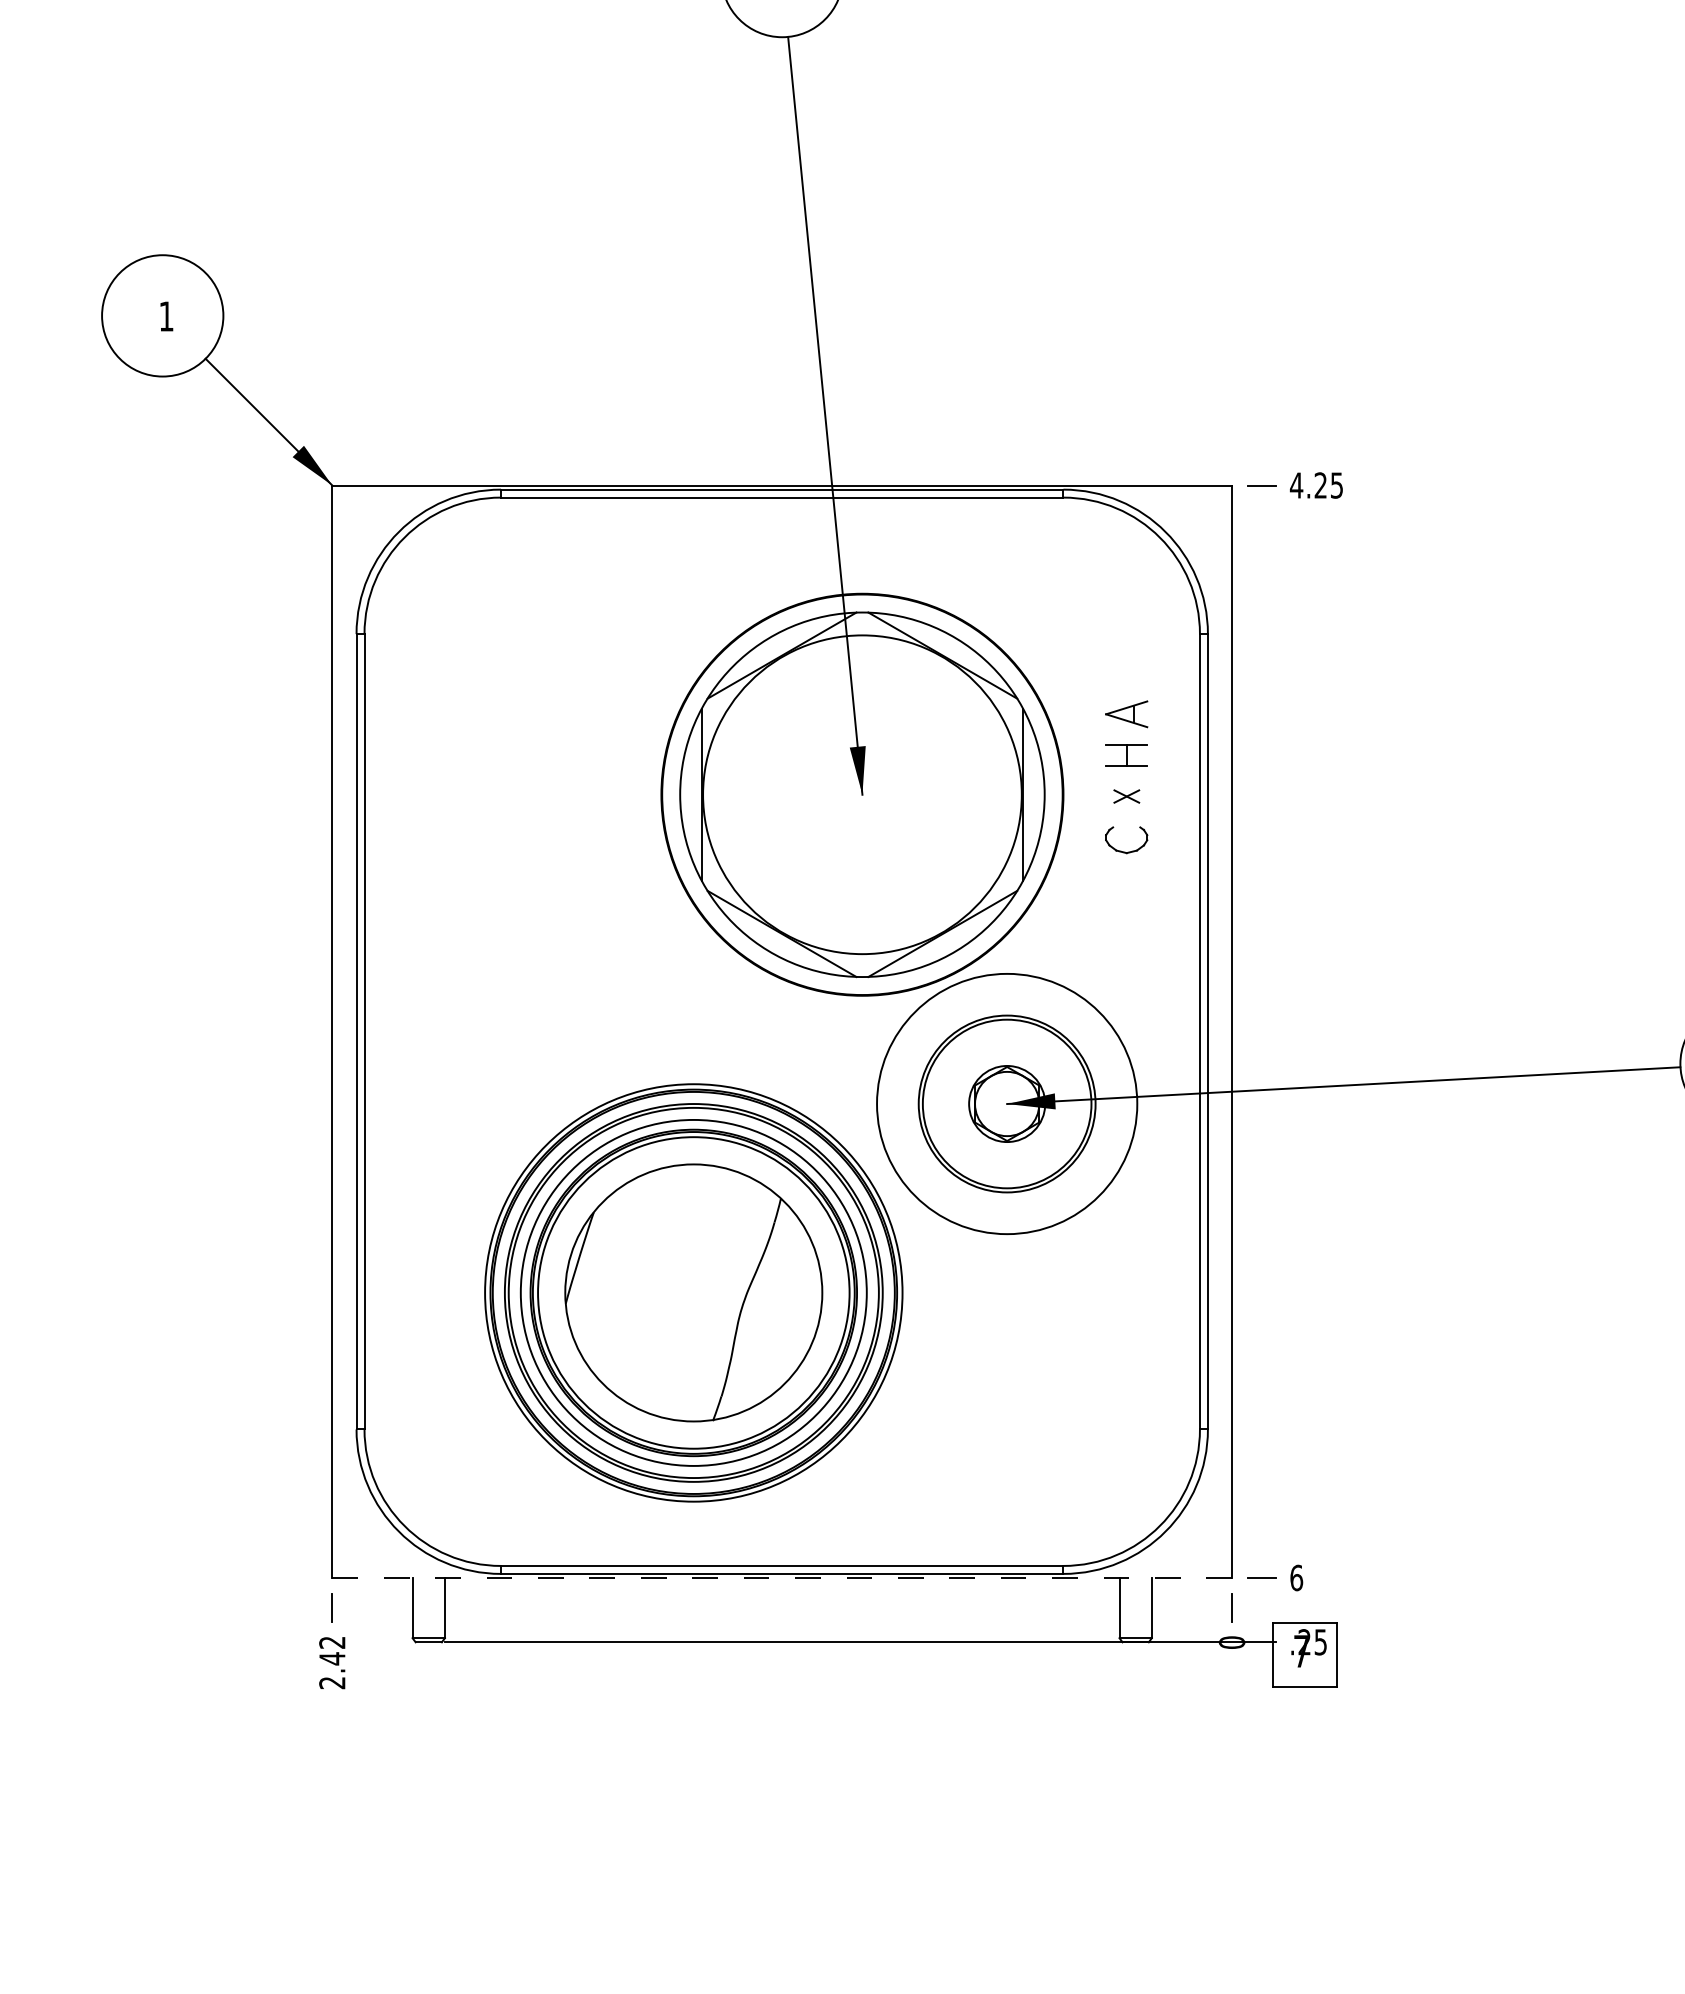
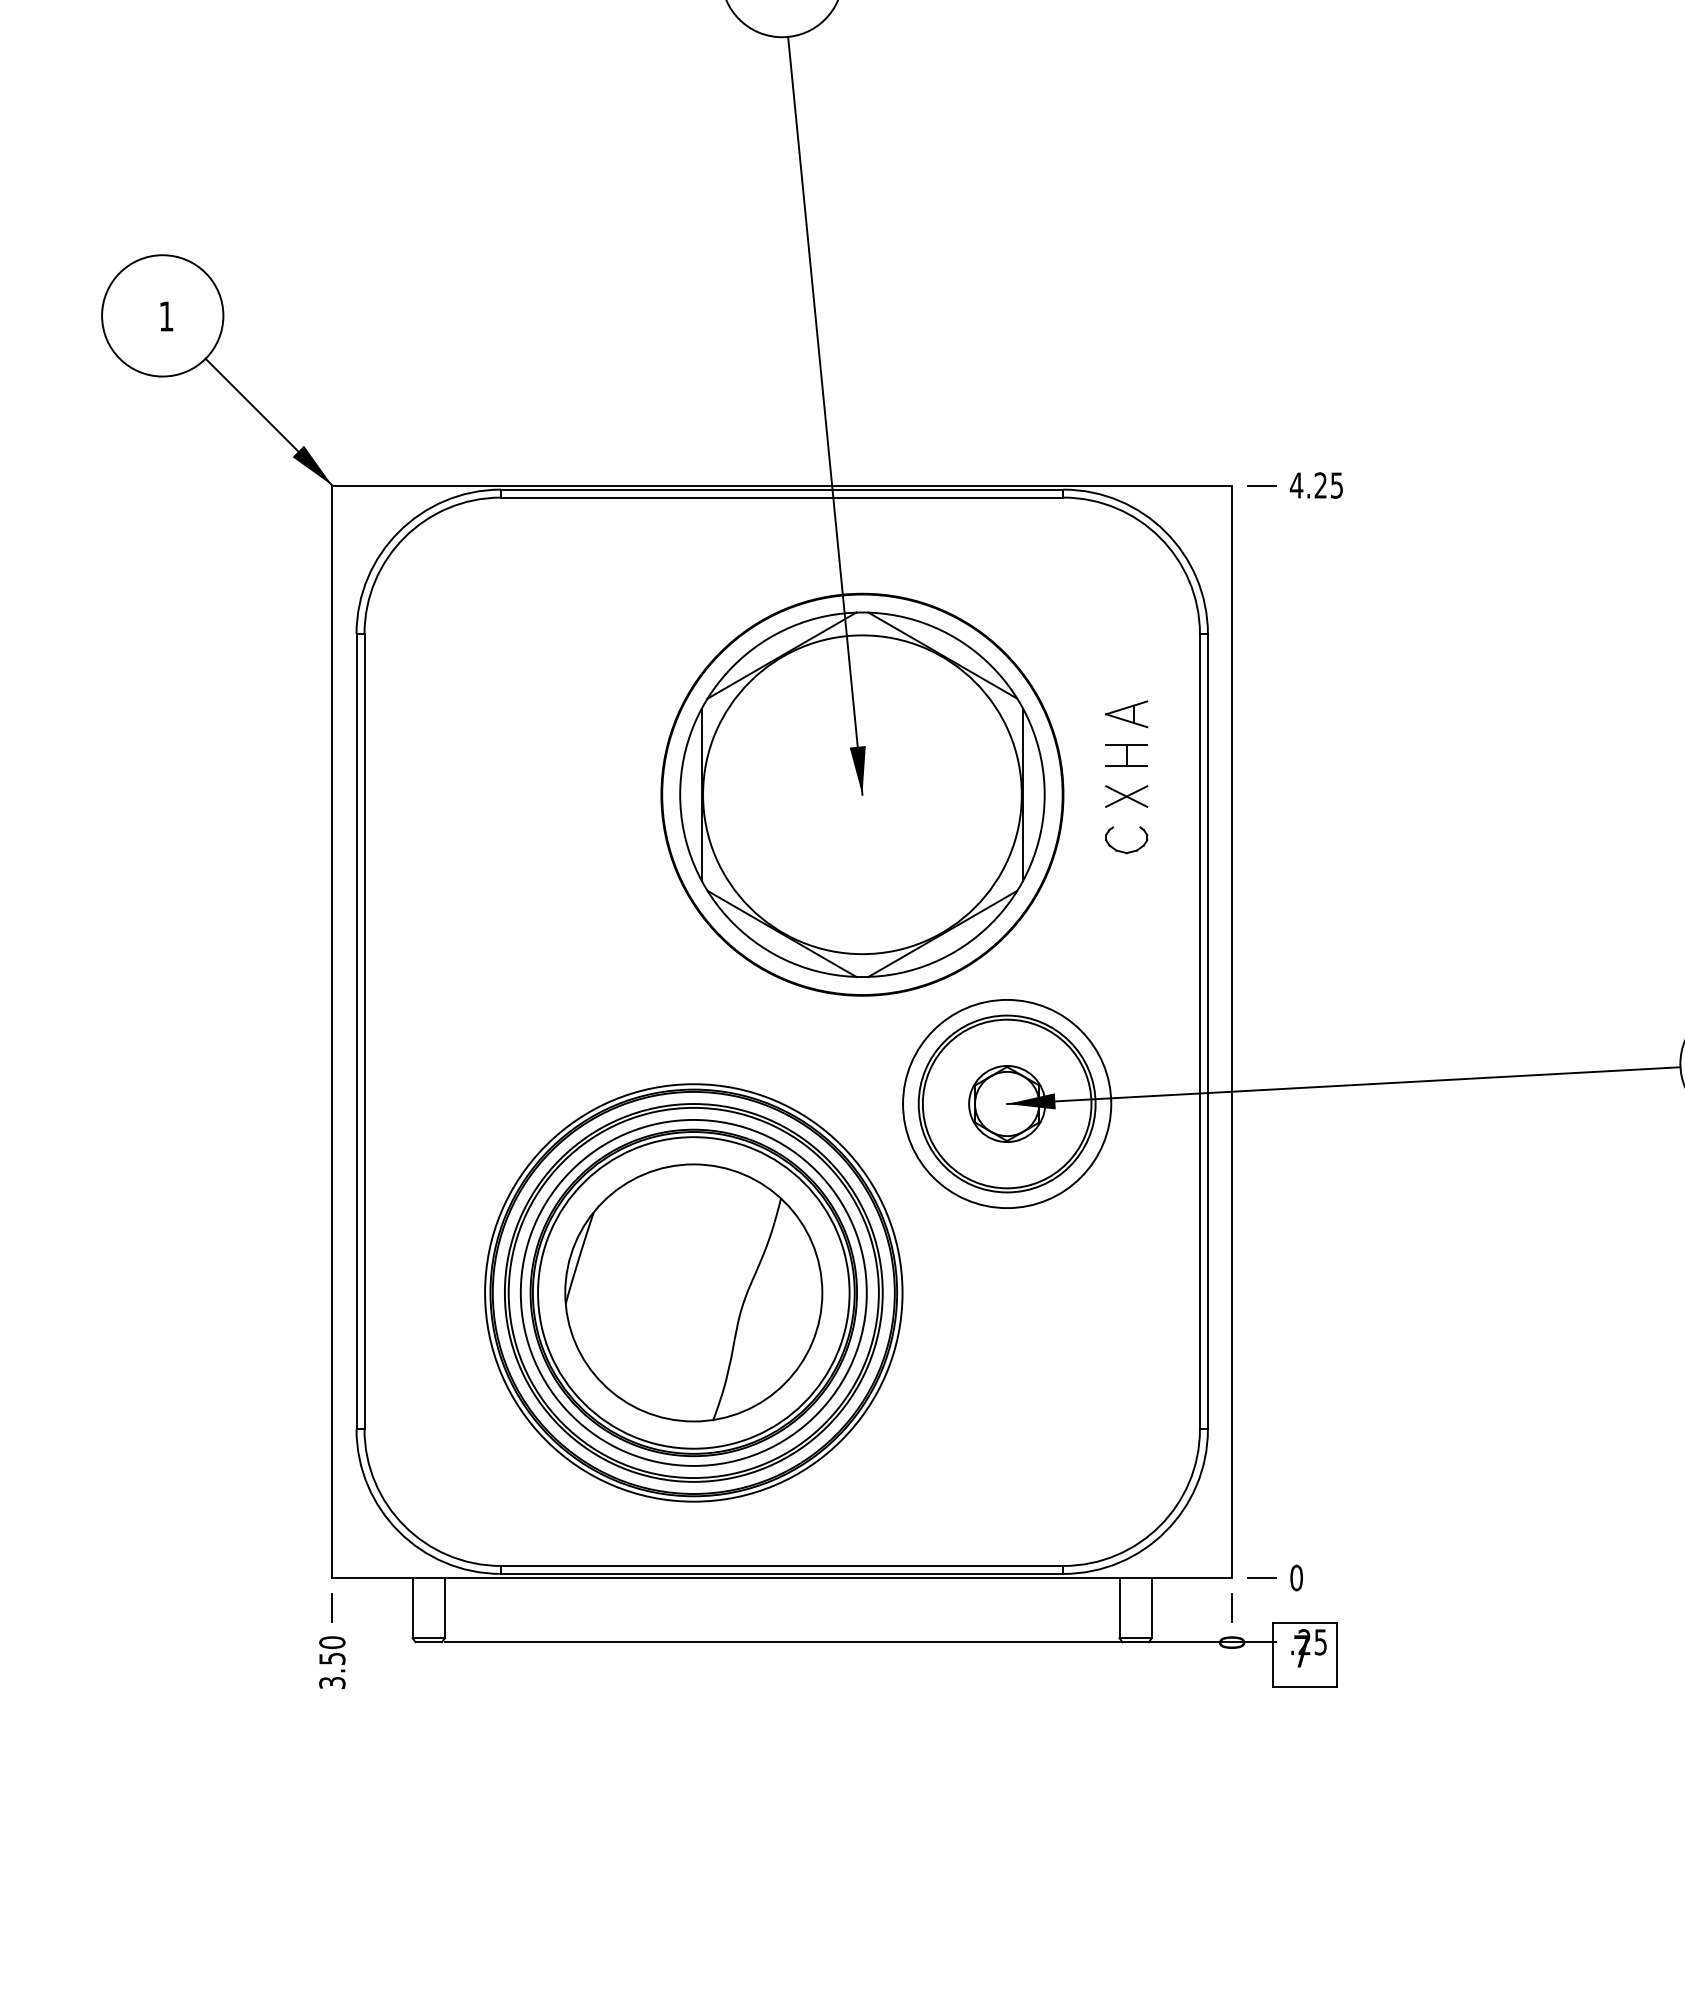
part size: 28x15 px -> 44x23 px (1126, 796)
circle diameter: 260 px -> 208 px (1007, 1103)
text: 6 -> 0 (1296, 1577)
line: dashed -> solid (782, 1578)
text: 2.42 -> 3.50 (332, 1662)
